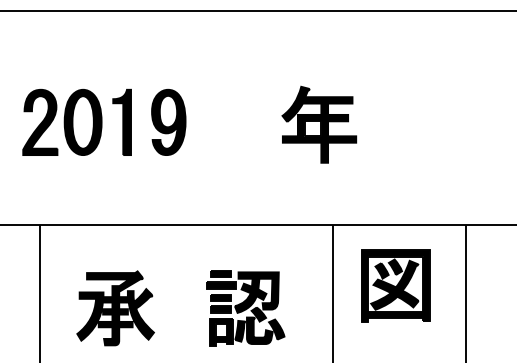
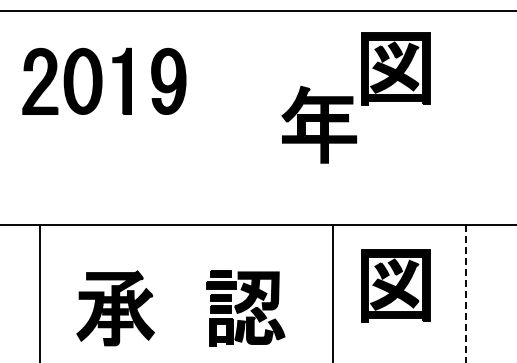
part: none -> present (395, 68)
part position: (104, 121) -> (104, 80) (104, 80)
line: solid -> dashed (466, 293)
